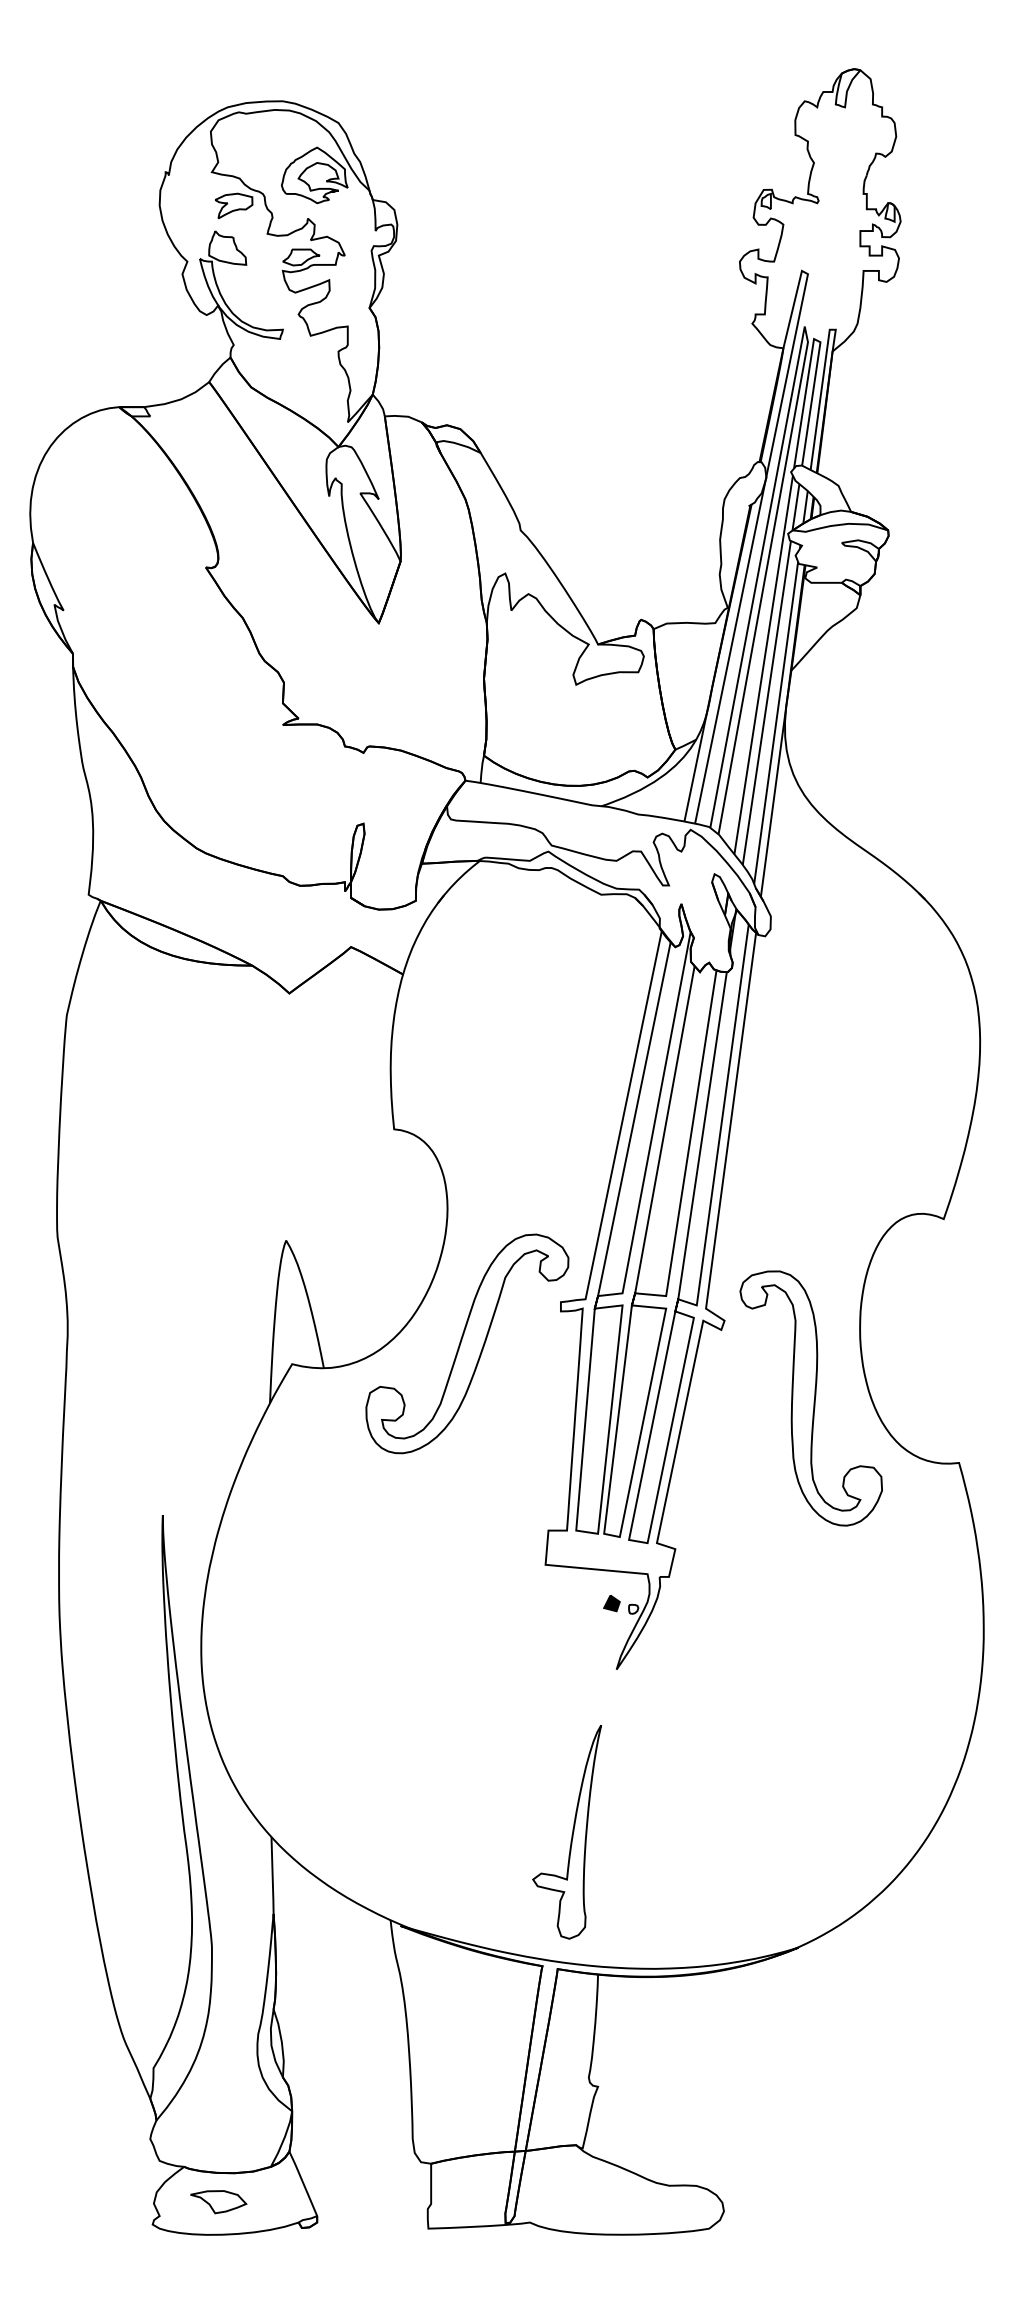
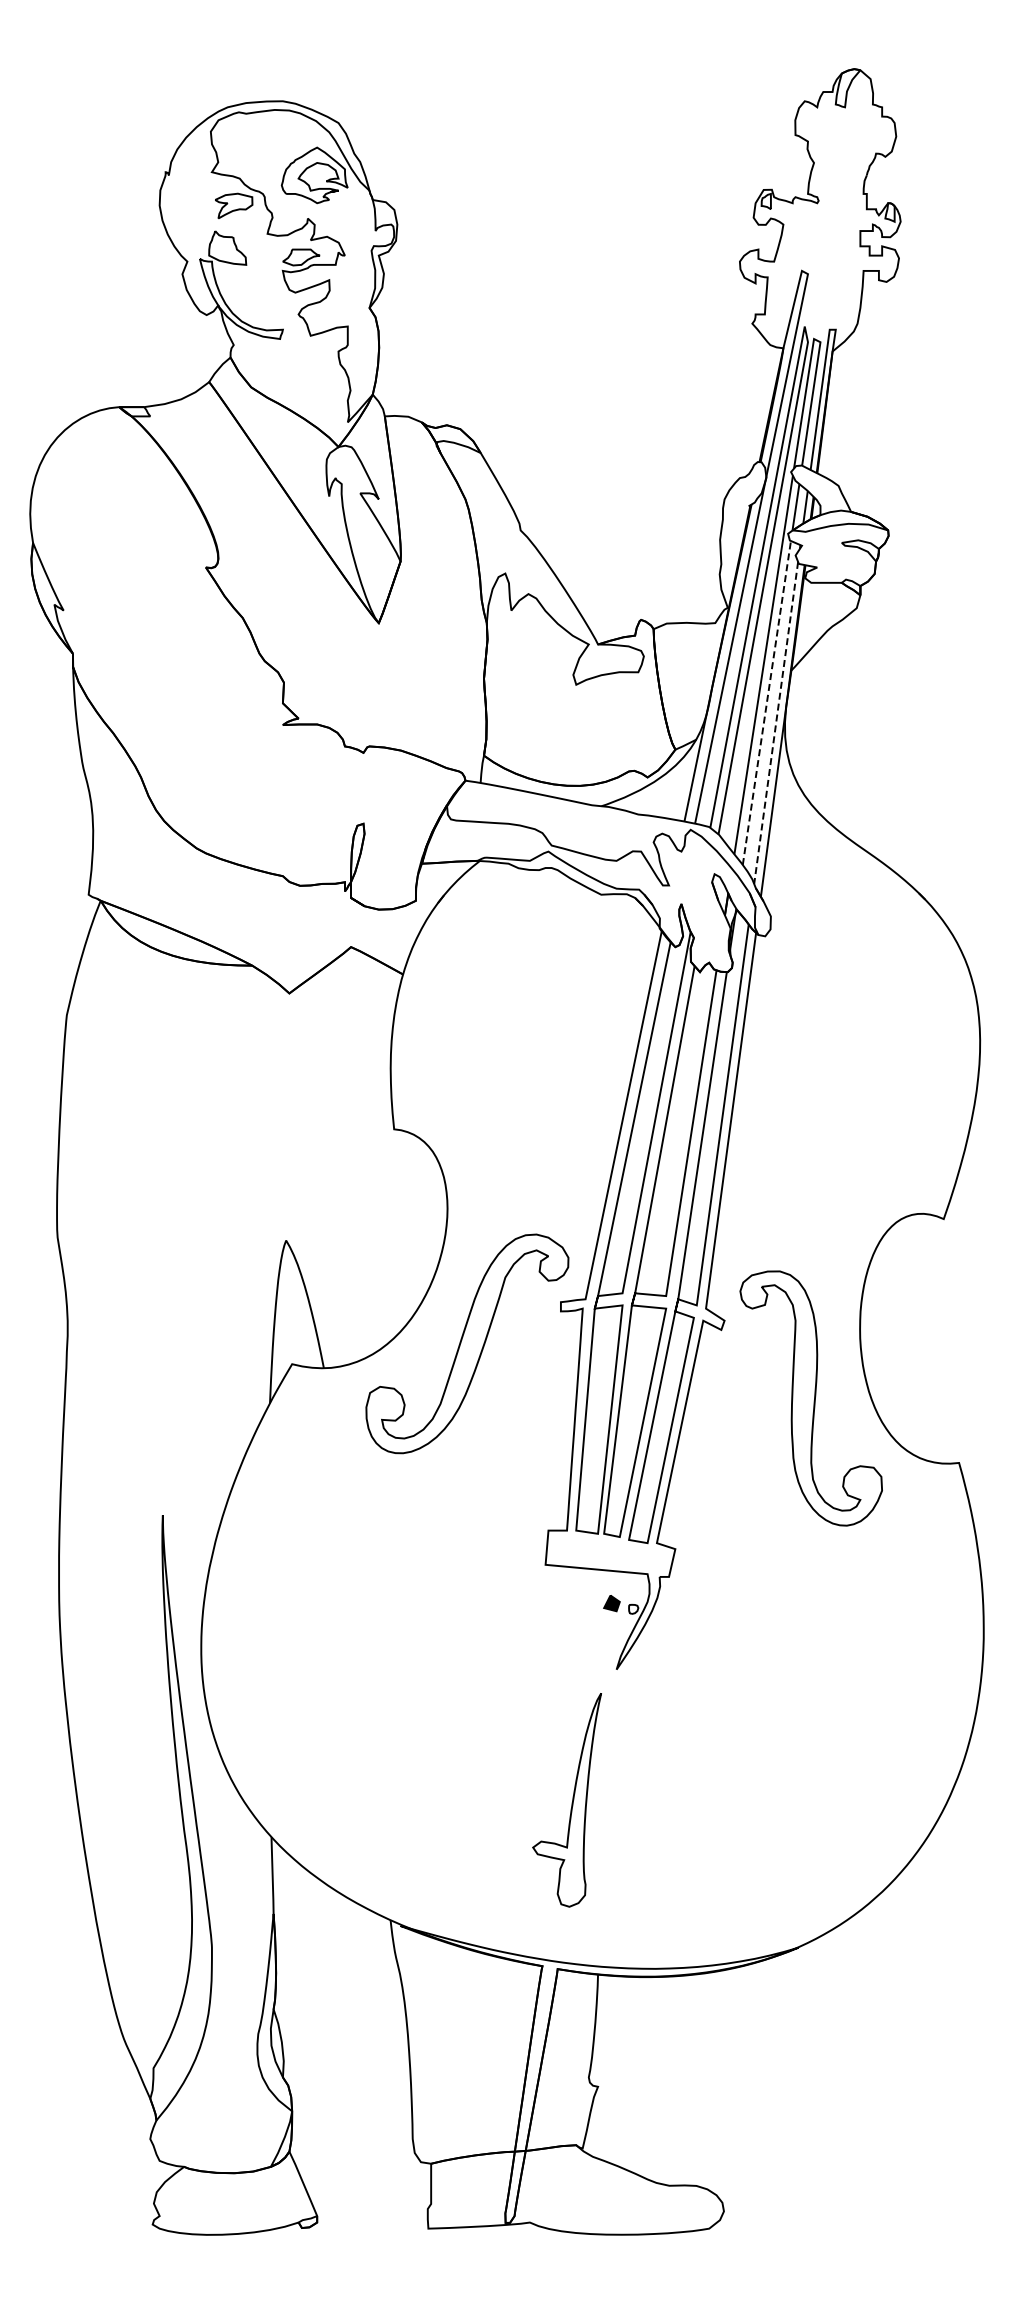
line: solid -> dashed (766, 702)
line: solid -> dashed (776, 723)
part position: (566, 1832) -> (566, 1800) (566, 1800)
part: present -> none (218, 2202)
